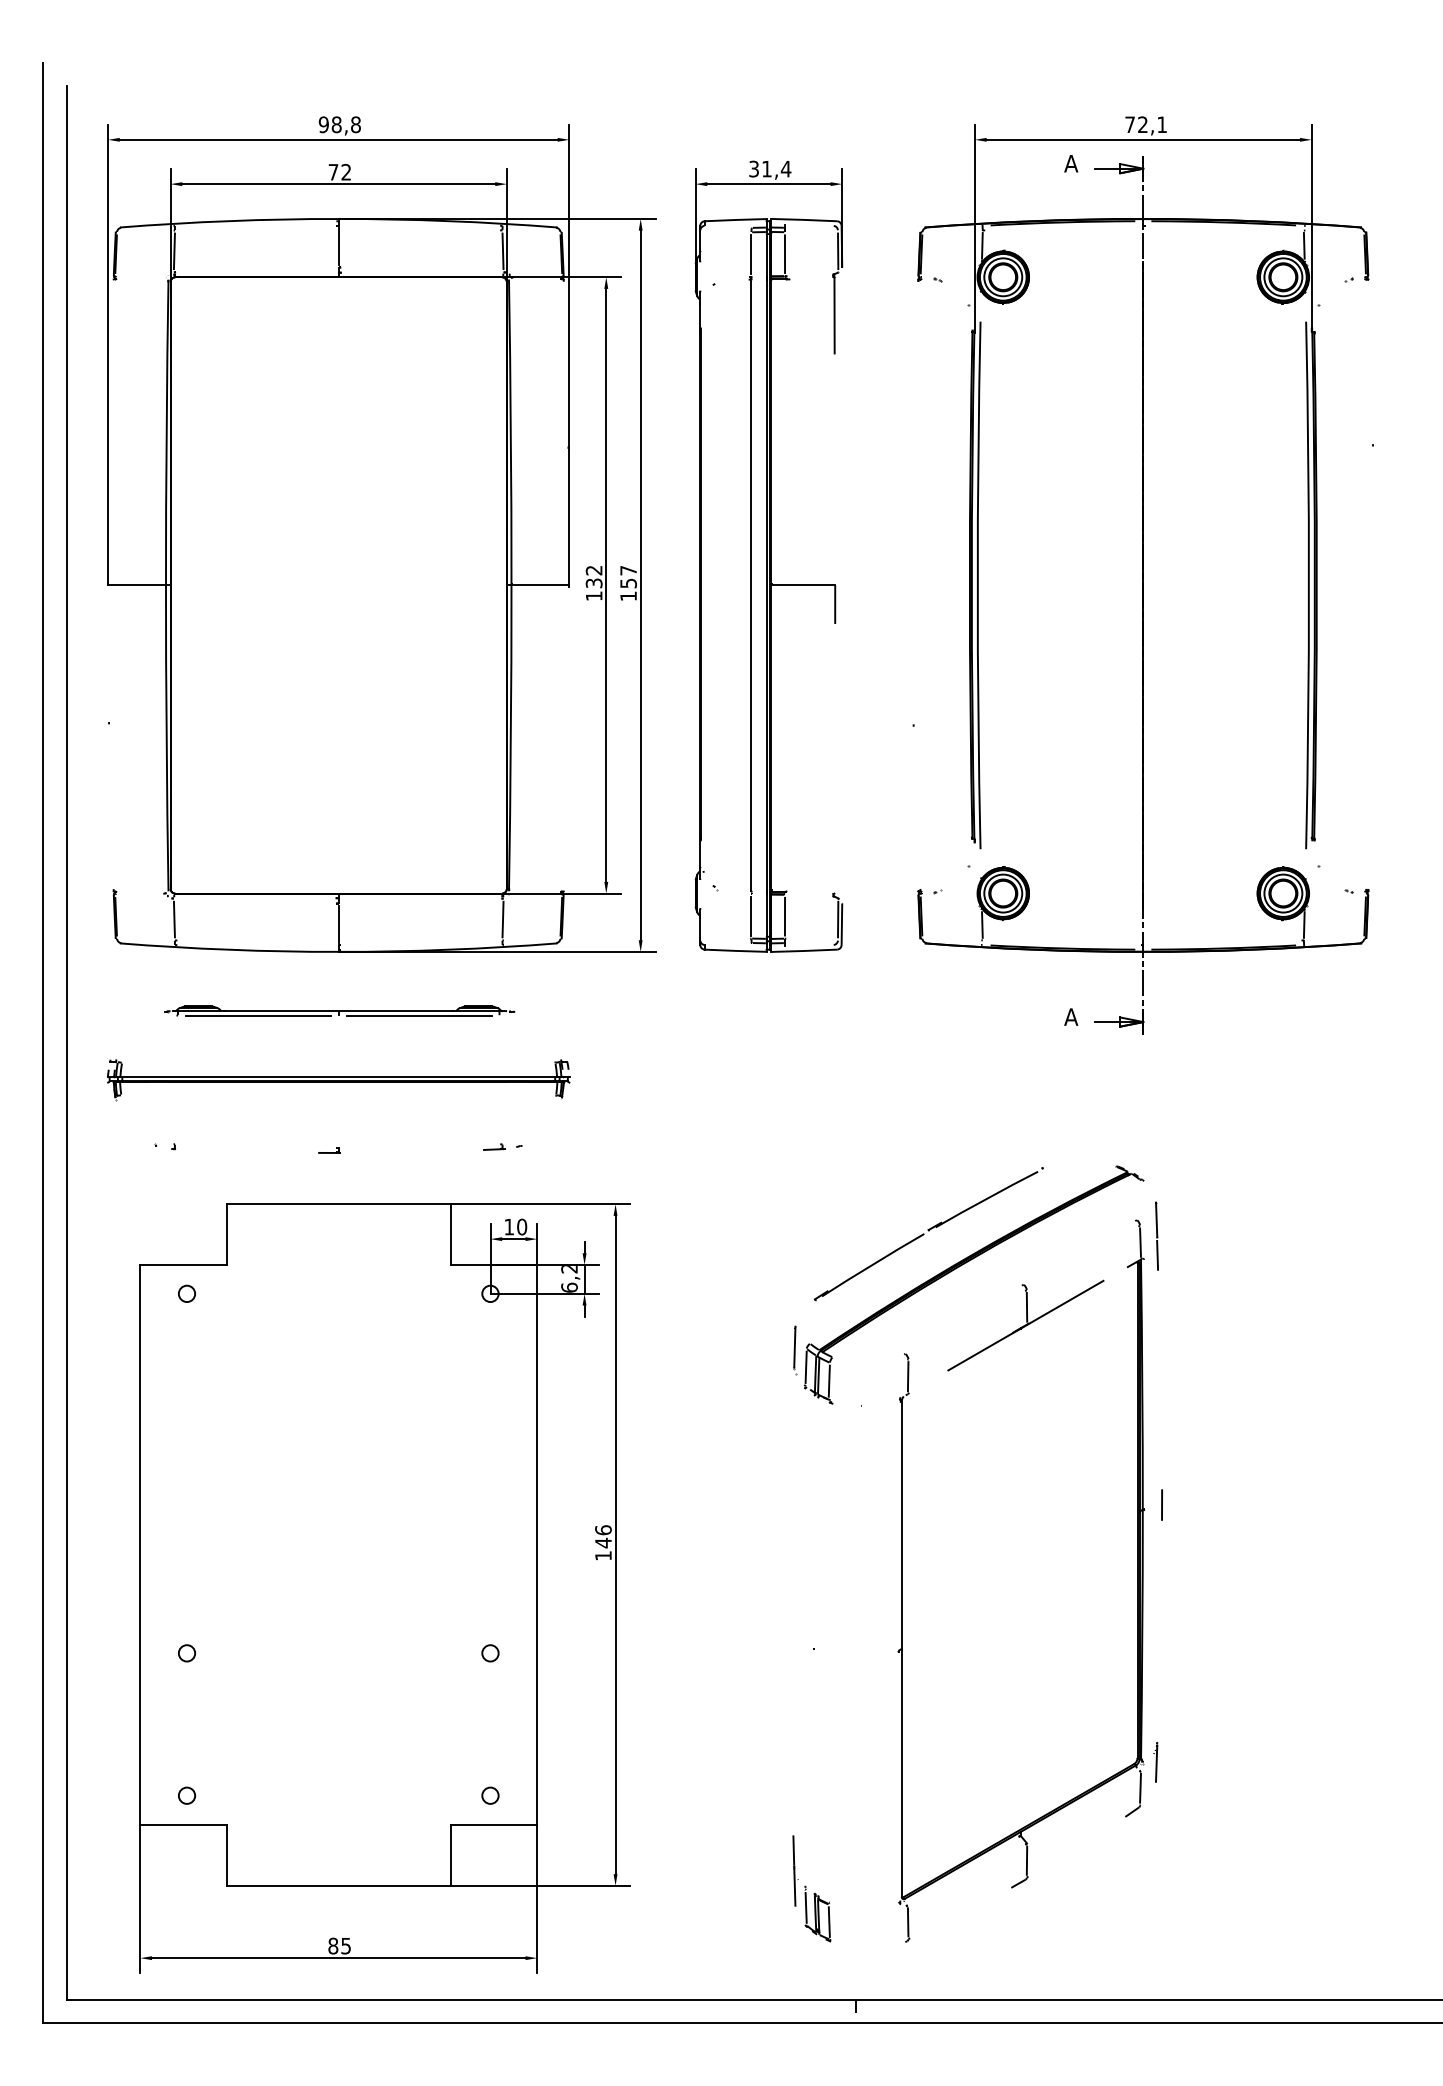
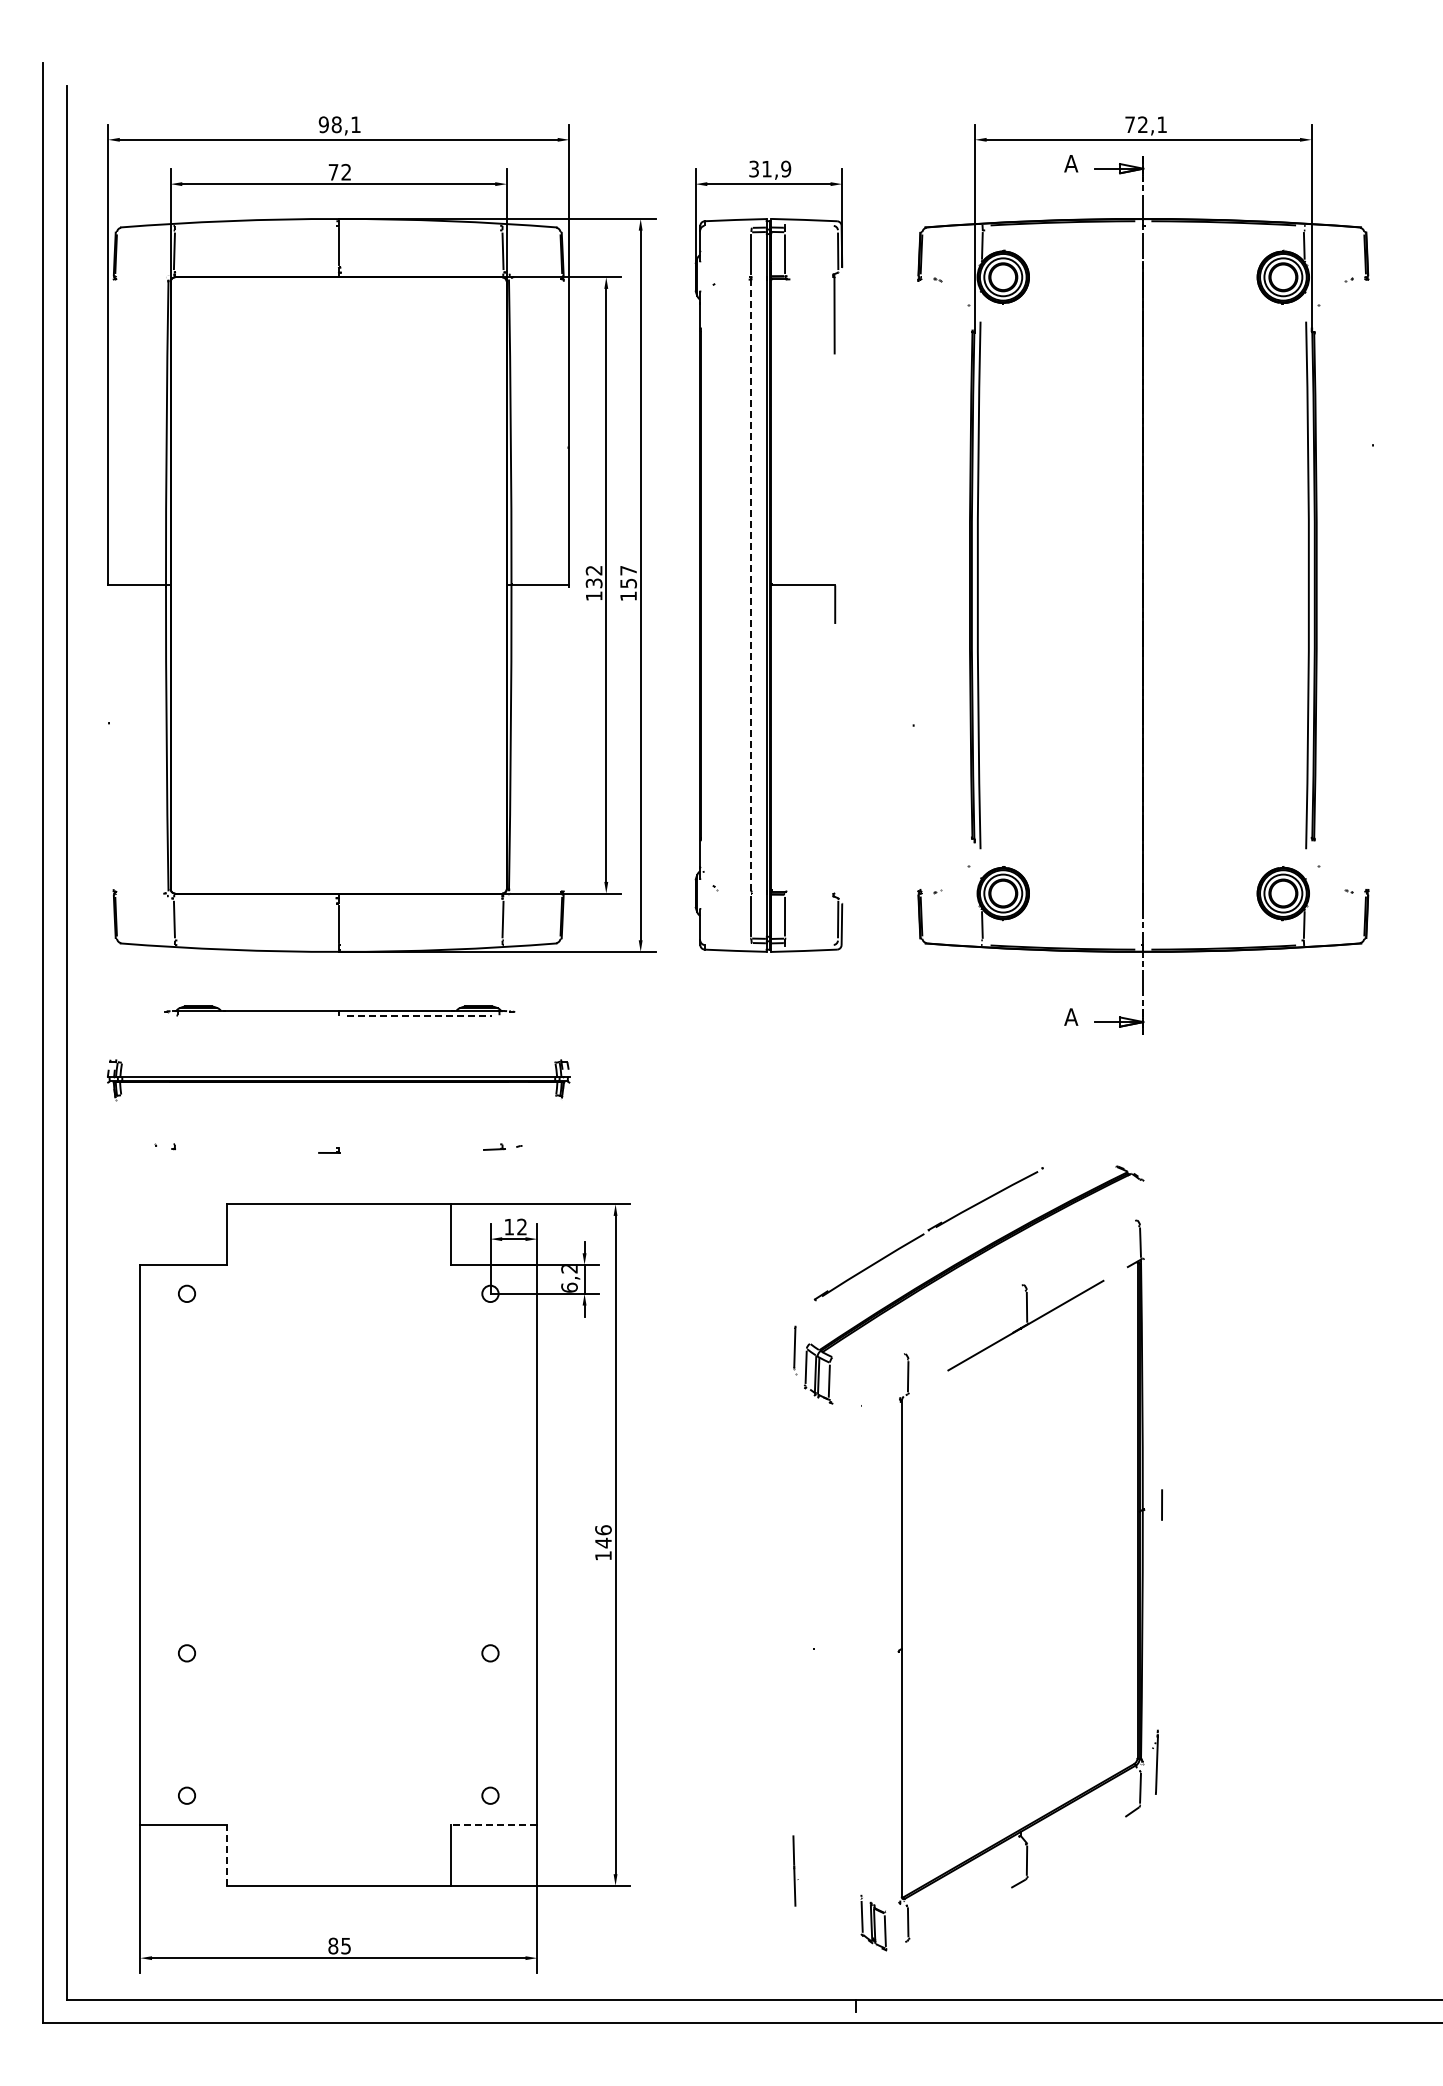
text: 98,8 -> 98,1 (355, 124)
text: 31,4 -> 31,9 (785, 168)
line: solid -> dashed (751, 585)
line: present -> none (257, 1015)
line: solid -> dashed (419, 1015)
text: 10 -> 12 (522, 1226)
line: present -> none (1156, 1235)
part size: 6x41 px -> 7x66 px (1155, 1761)
line: solid -> dashed (493, 1825)
line: solid -> dashed (226, 1855)
part position: (817, 1913) -> (873, 1922) (873, 1922)
